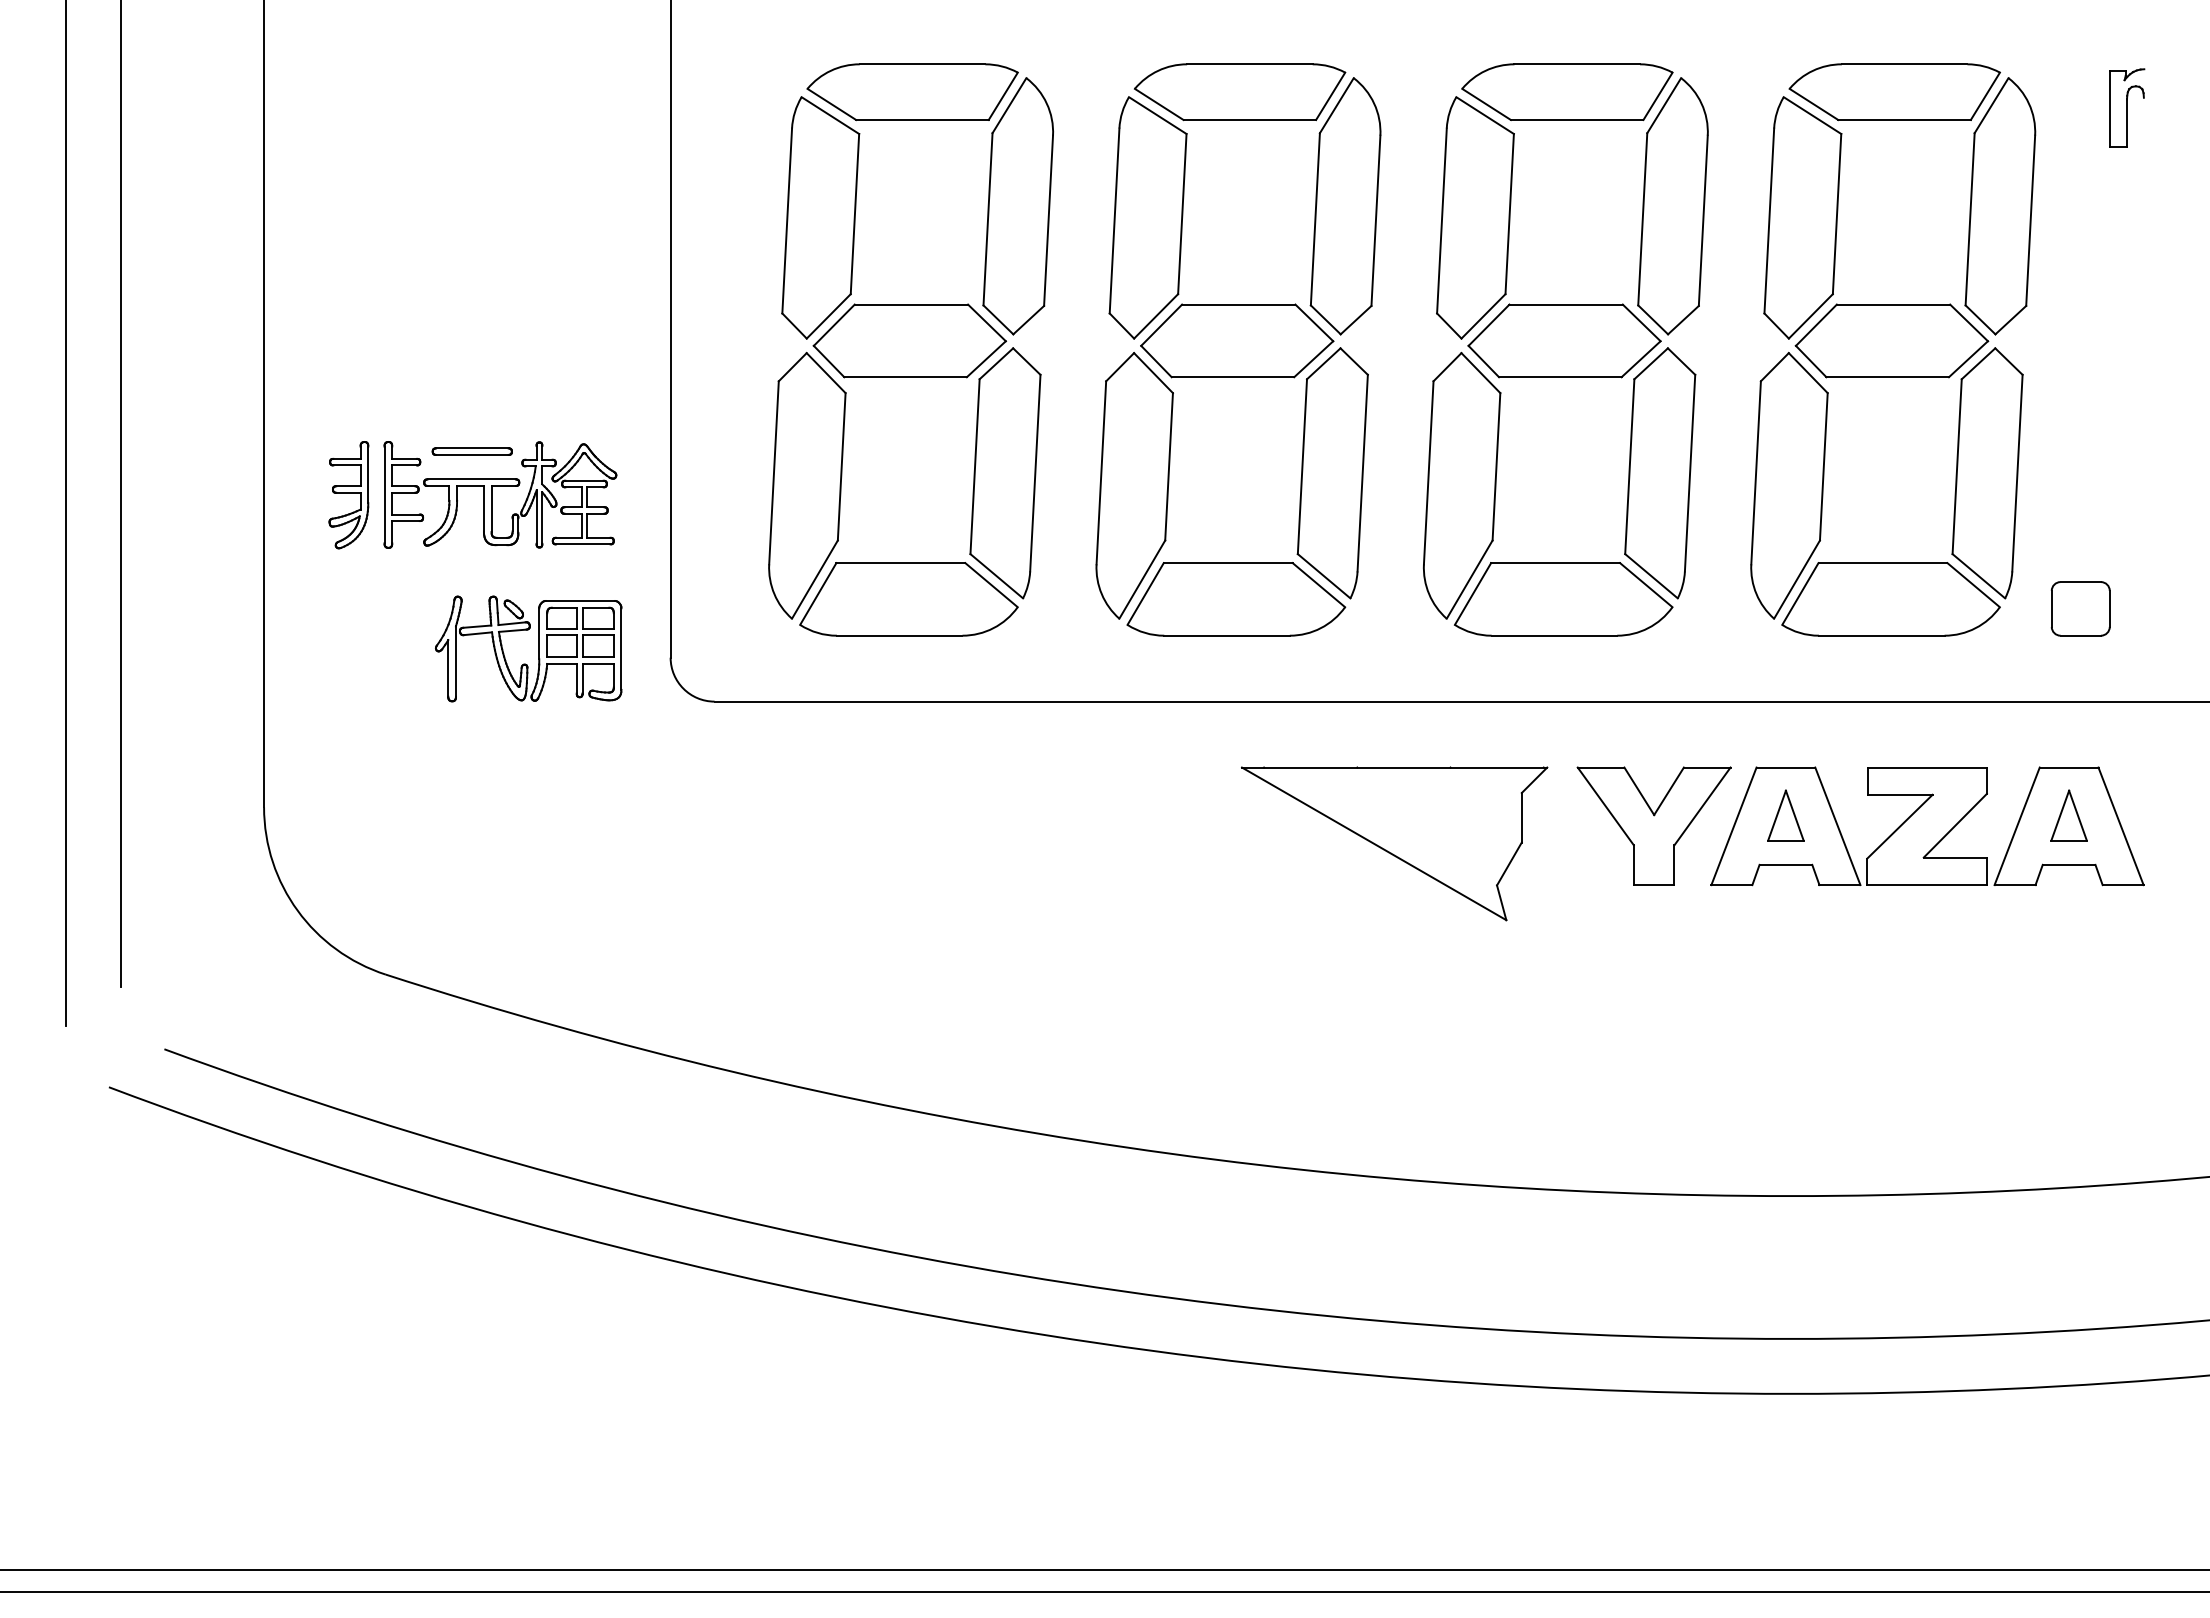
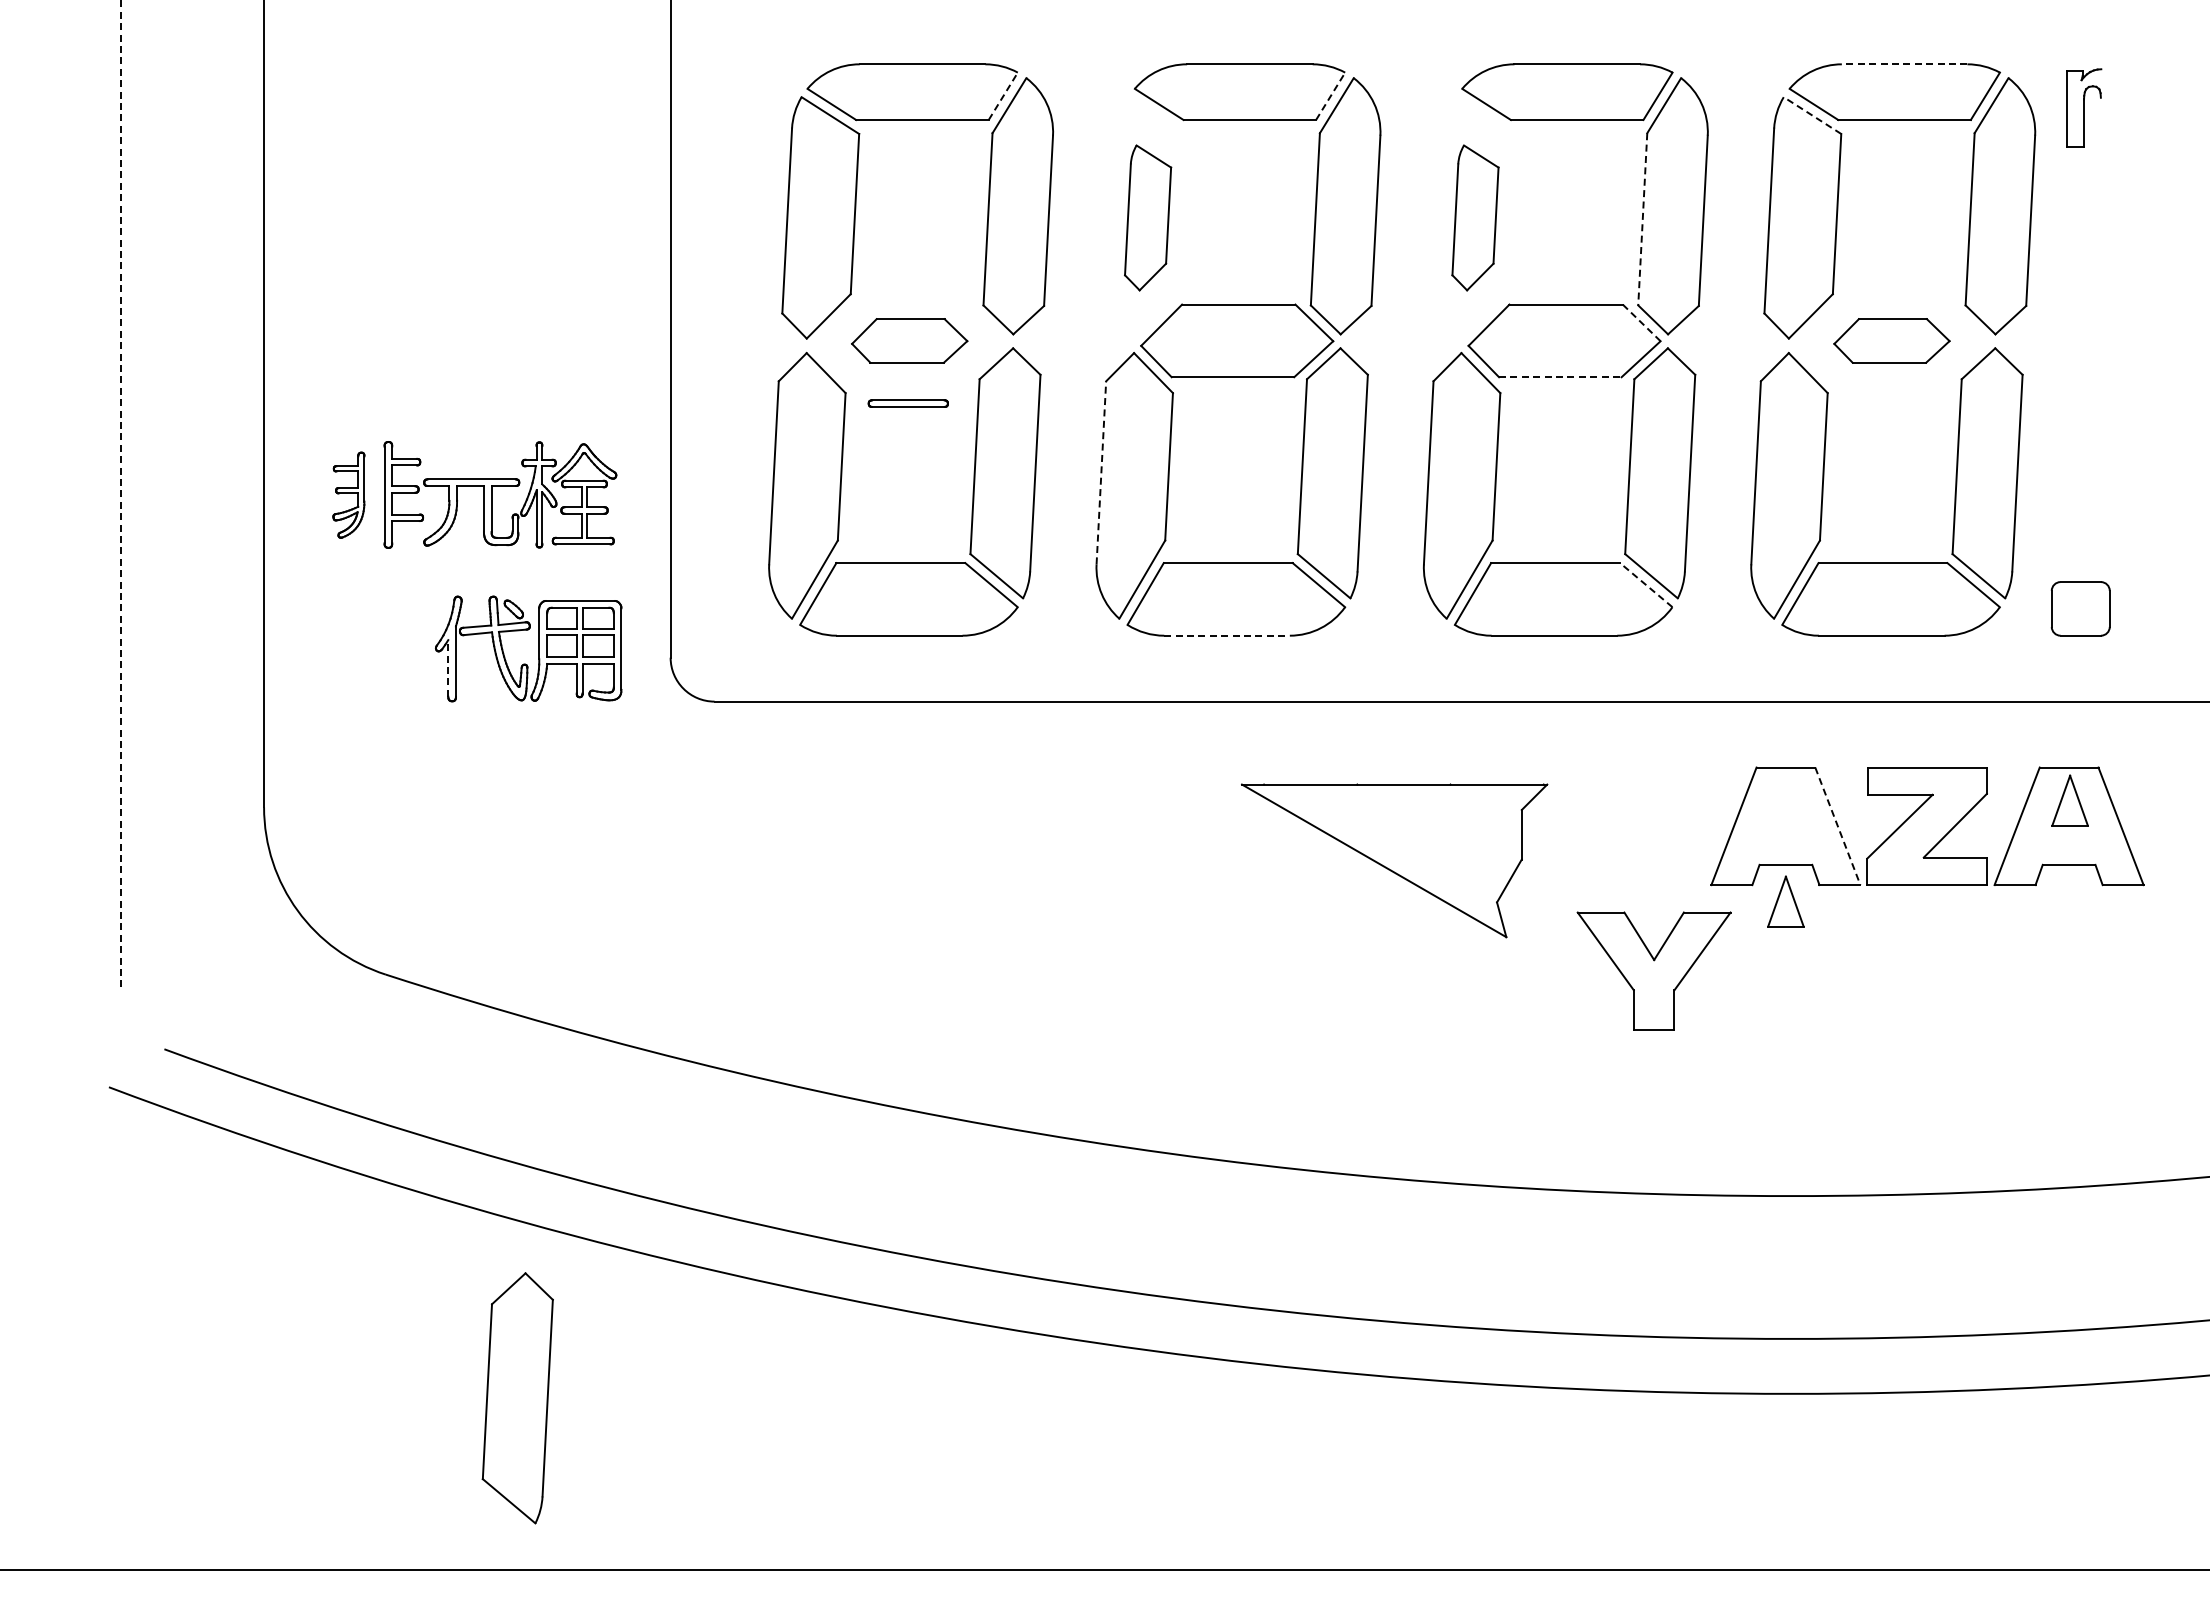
line: solid -> dashed (1904, 64)
line: solid -> dashed (1003, 96)
line: solid -> dashed (1330, 96)
part position: (2127, 107) -> (2084, 107) (2084, 107)
line: solid -> dashed (1812, 115)
part size: 80x244 px -> 49x148 px (1148, 217)
part size: 79x244 px -> 49x148 px (1475, 217)
line: solid -> dashed (1642, 219)
line: solid -> dashed (1641, 322)
part size: 195x76 px -> 118x46 px (909, 340)
part size: 196x76 px -> 118x46 px (1891, 340)
line: solid -> dashed (1560, 377)
part position: (471, 451) -> (907, 403) (907, 403)
line: solid -> dashed (1101, 472)
line: solid -> dashed (121, 493)
part size: 42x109 px -> 34x88 px (348, 494)
line: present -> none (66, 513)
line: solid -> dashed (1645, 584)
line: solid -> dashed (1227, 635)
line: solid -> dashed (448, 667)
part position: (1785, 815) -> (1785, 901) (1785, 901)
part position: (2068, 815) -> (2069, 800) (2069, 800)
part position: (1653, 825) -> (1653, 970) (1653, 970)
line: solid -> dashed (1837, 826)
part position: (1394, 843) -> (1394, 860) (1394, 860)
part: none -> present (517, 1398)
line: present -> none (1104, 1591)
